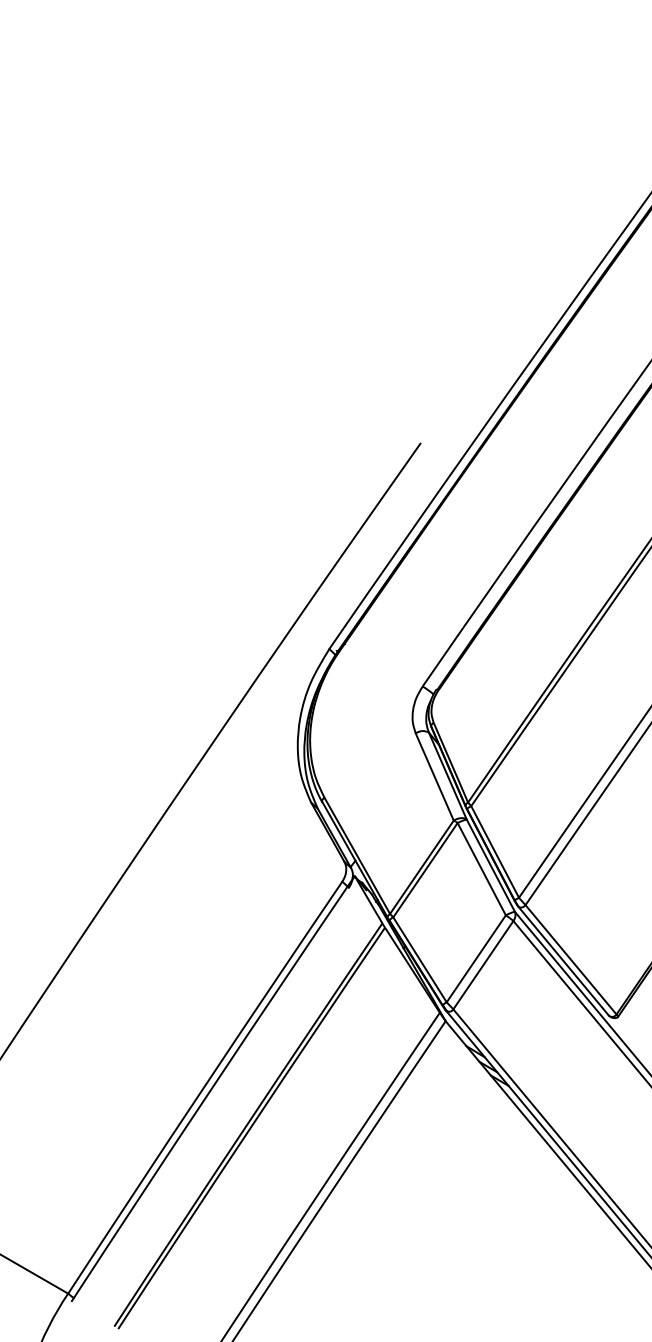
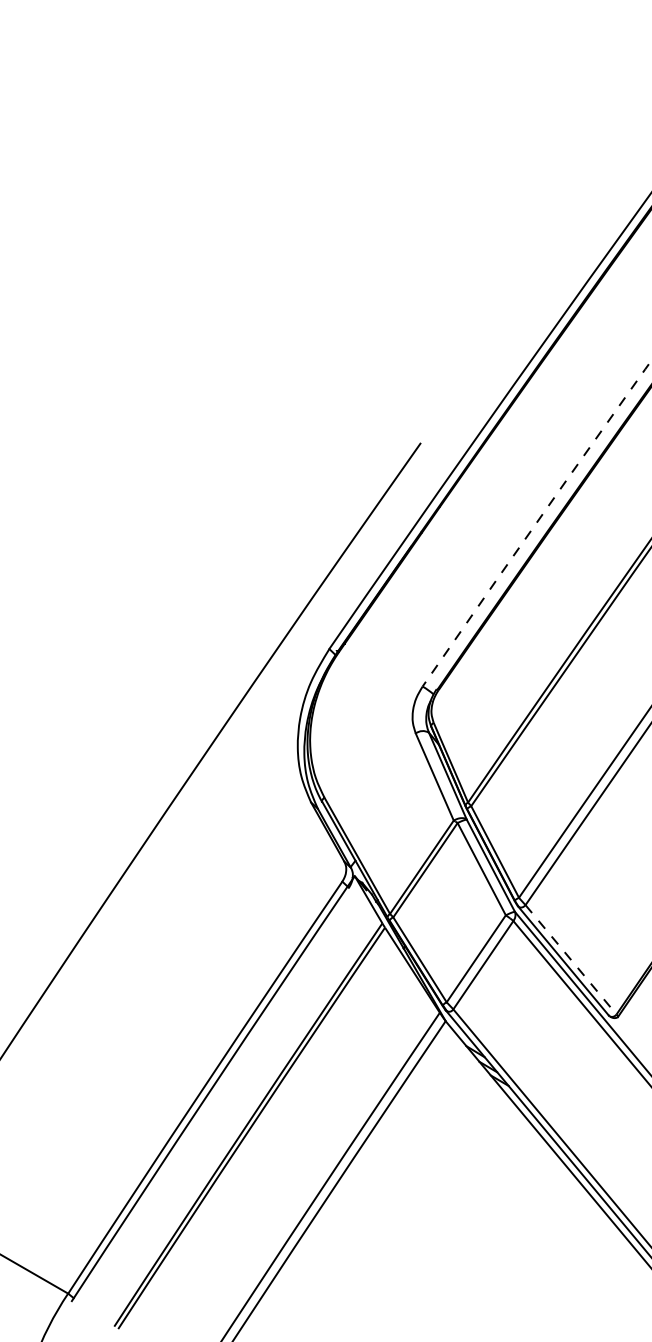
arc: solid -> dashed (536, 522)
line: solid -> dashed (571, 960)
